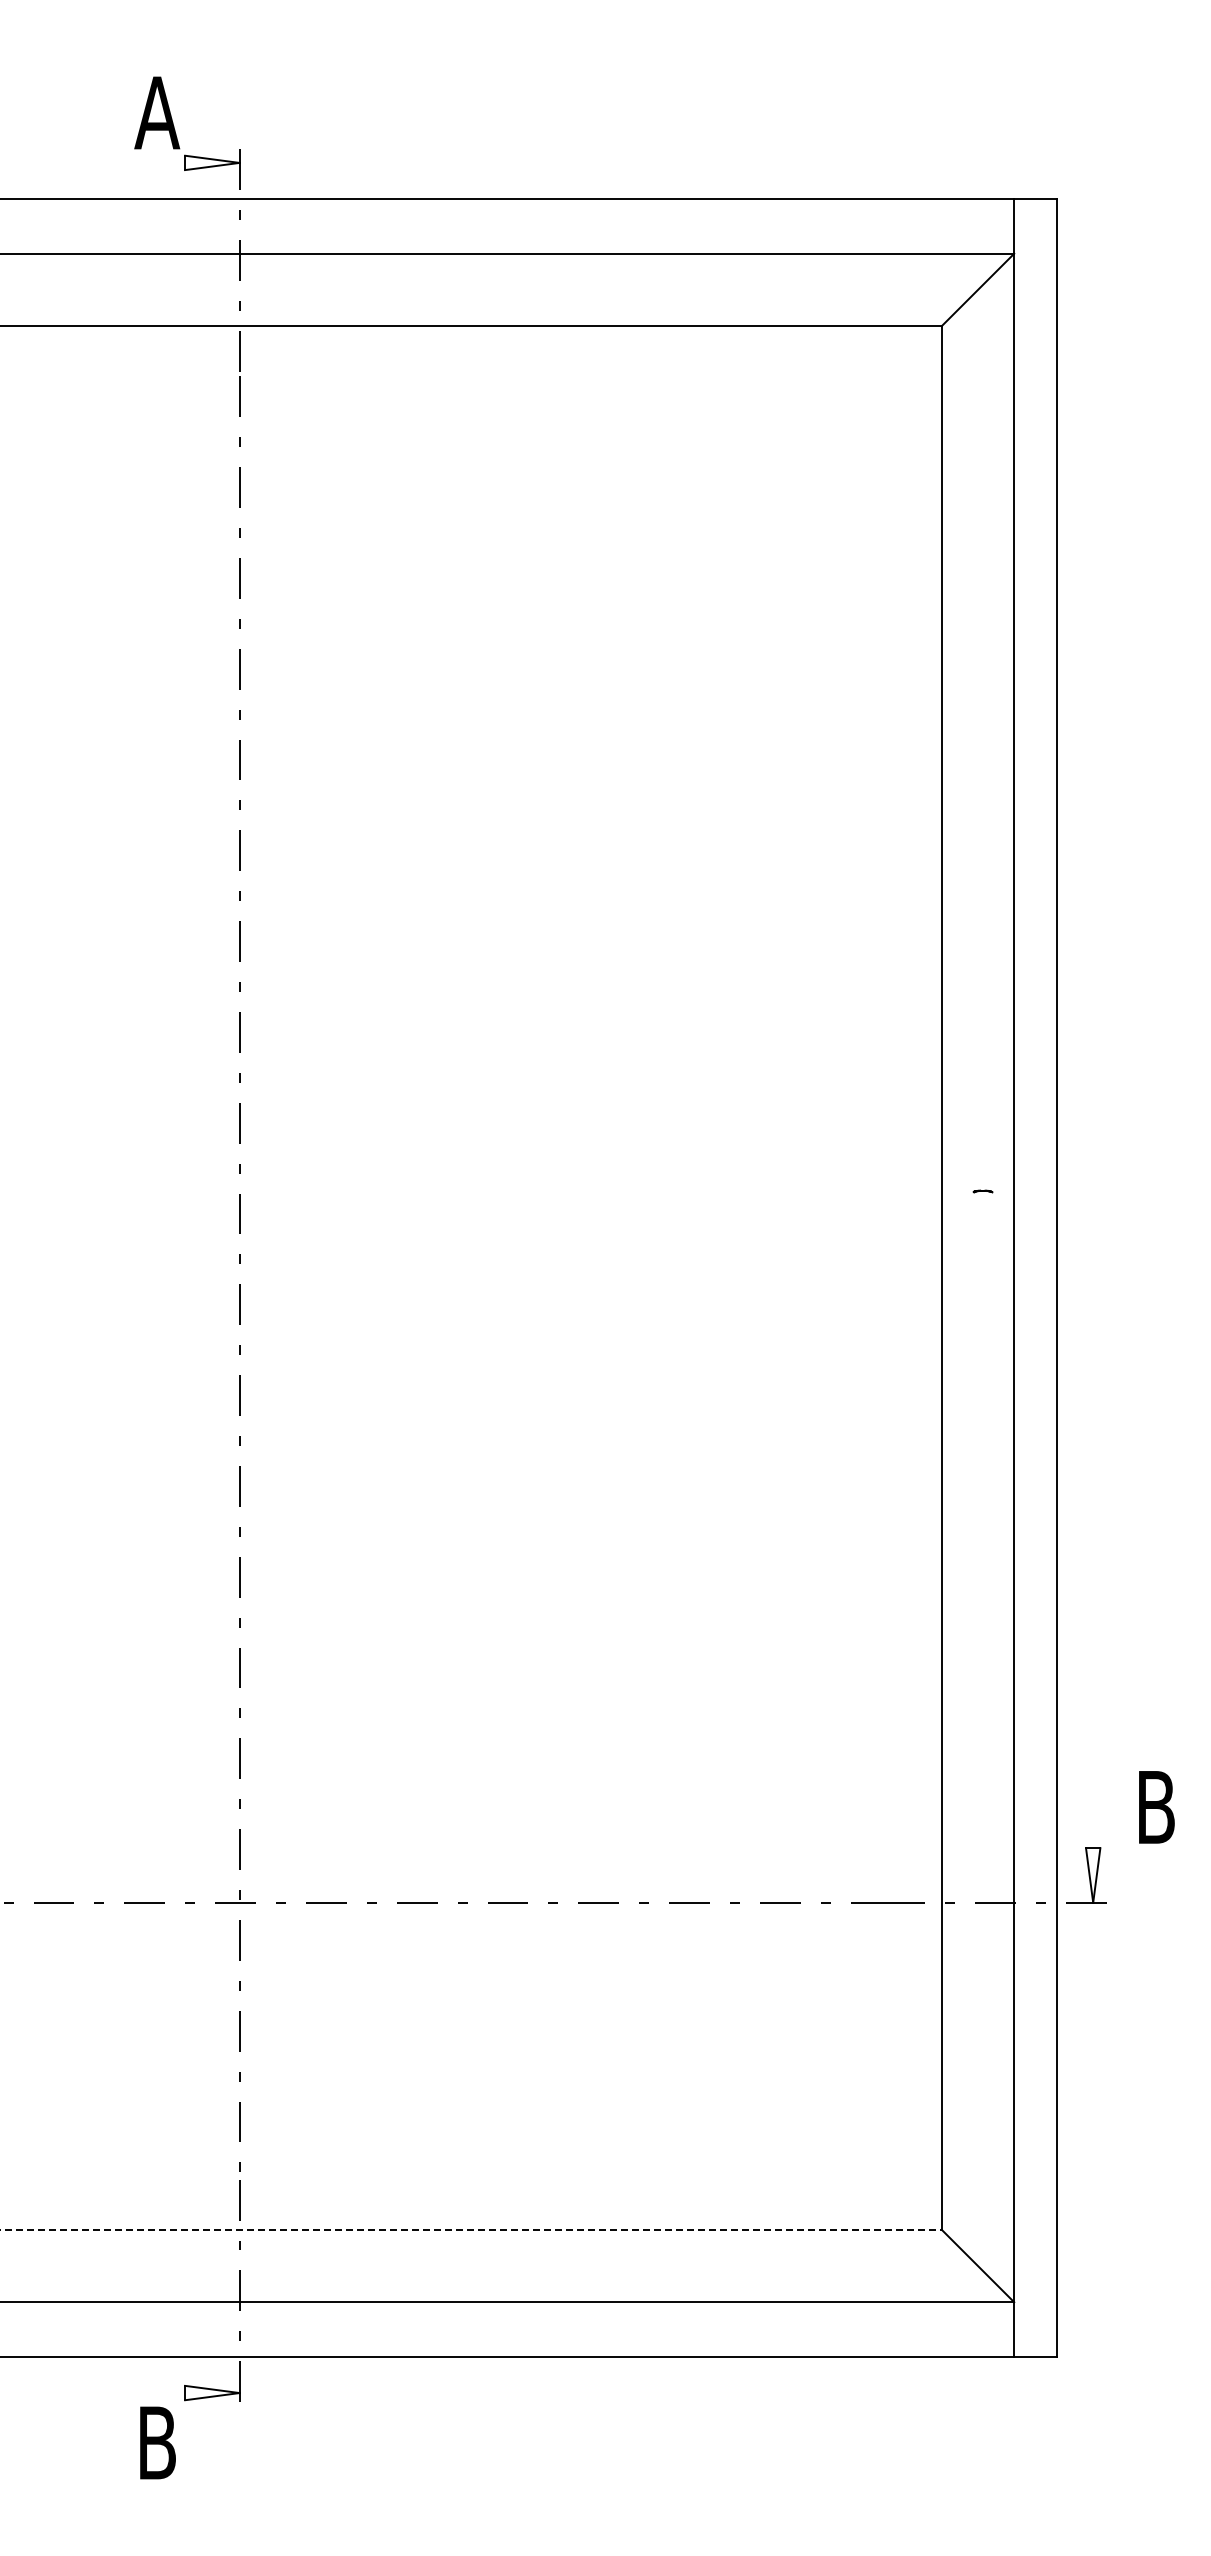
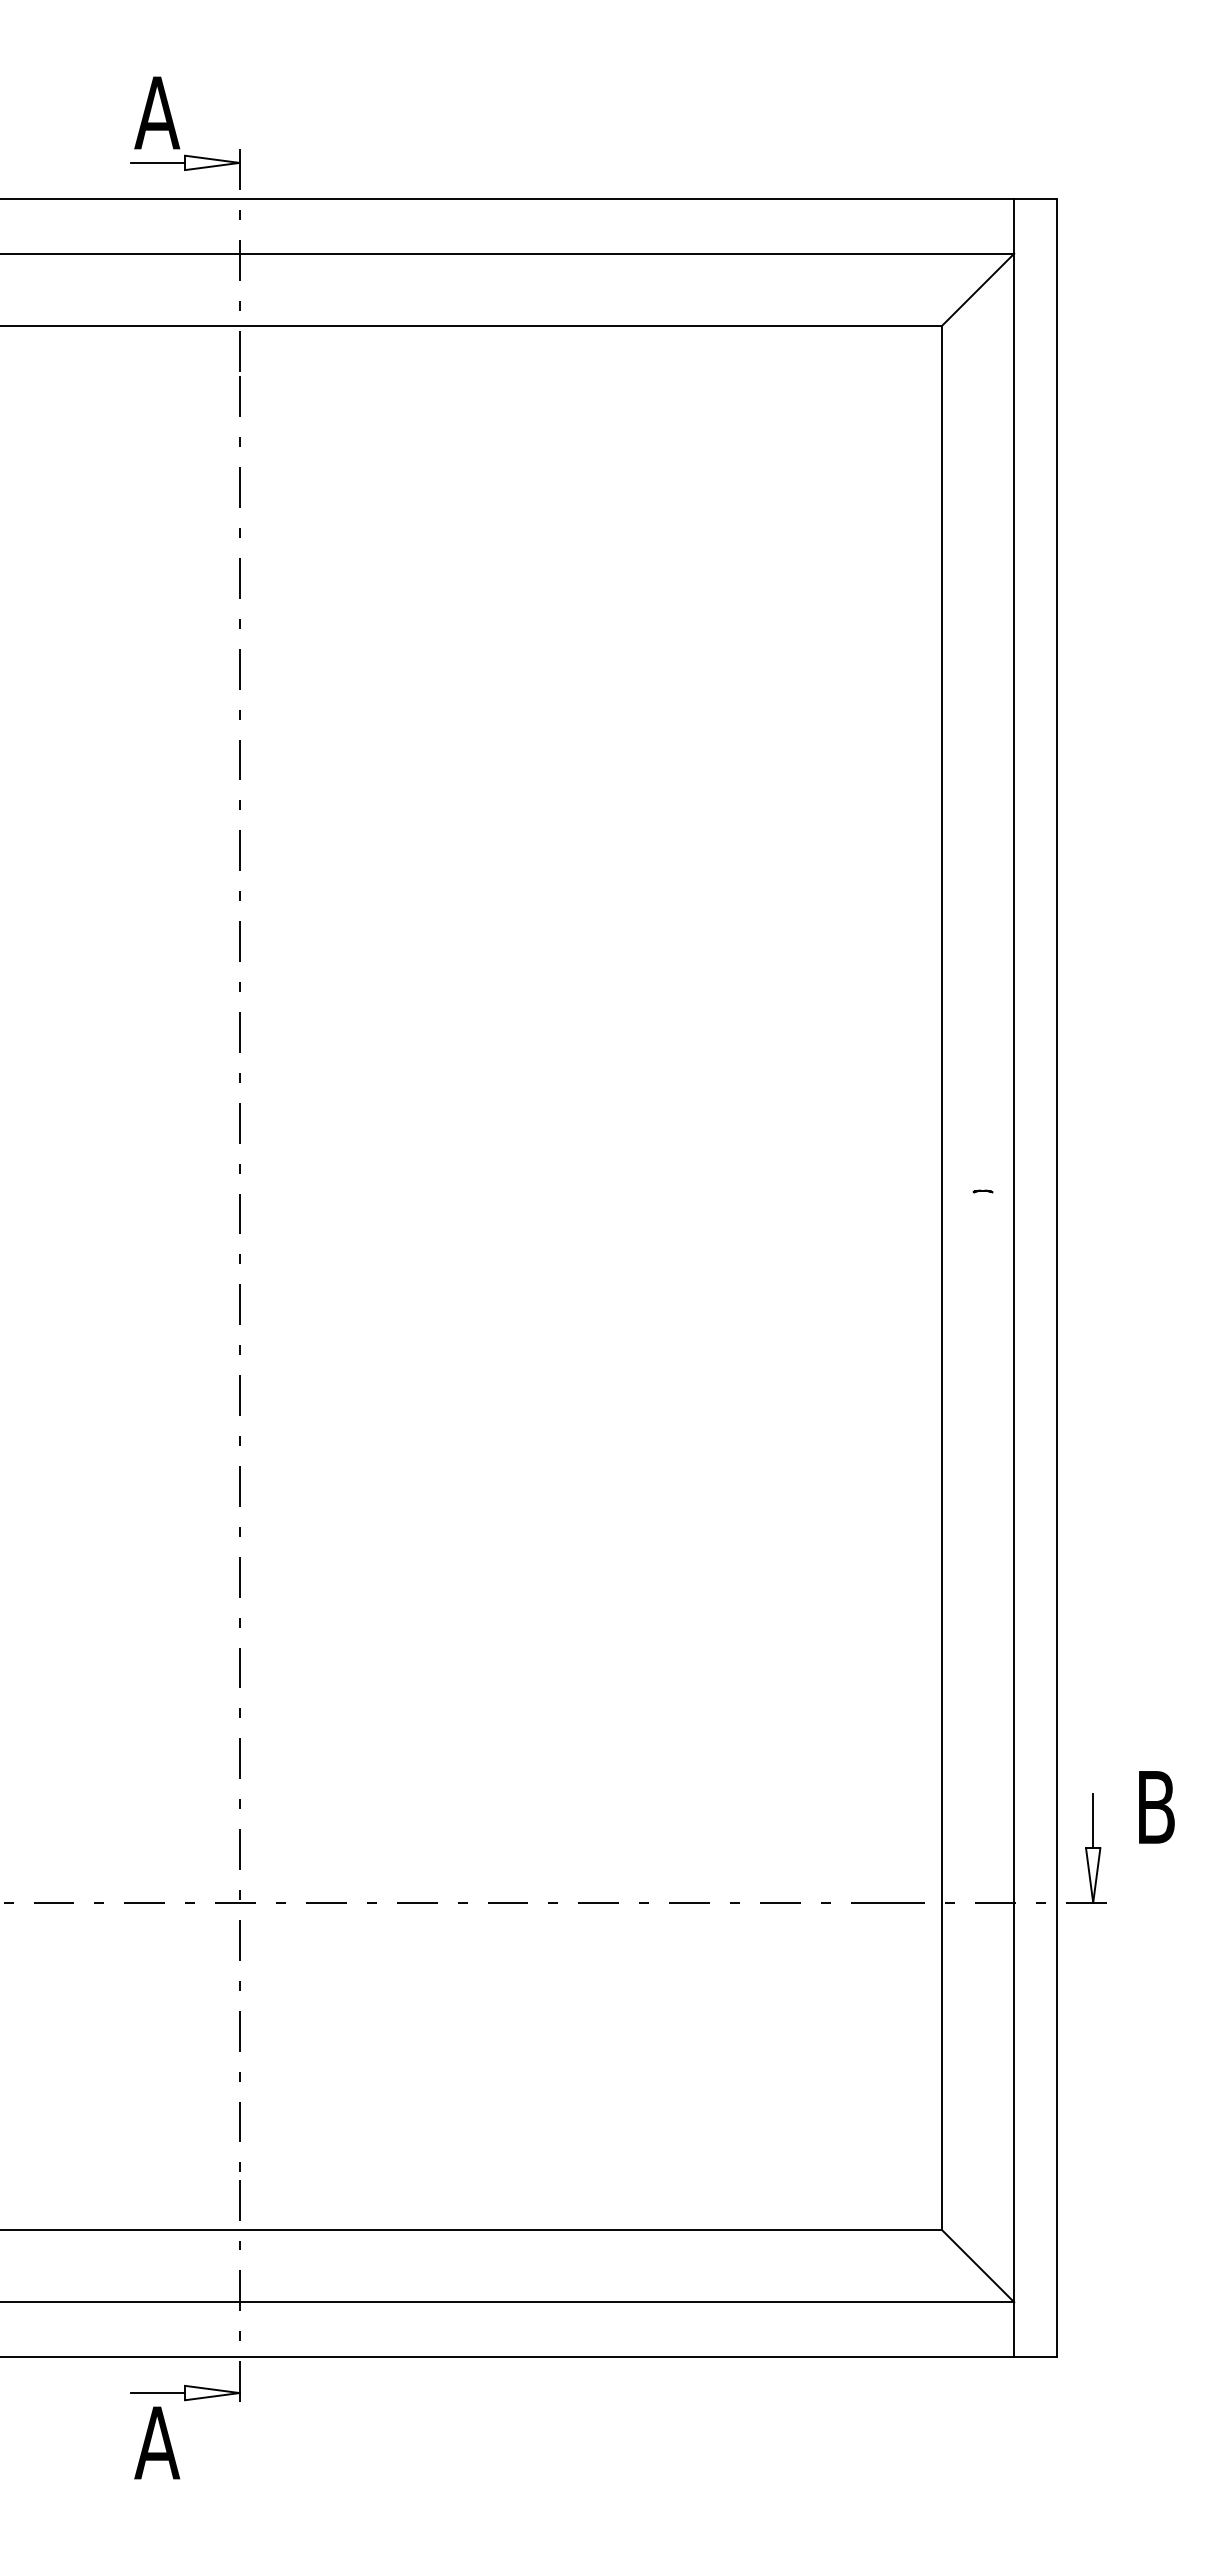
line: none -> present (157, 162)
line: none -> present (1093, 1820)
line: dashed -> solid (470, 2229)
line: none -> present (157, 2393)
text: B -> A (157, 2442)
